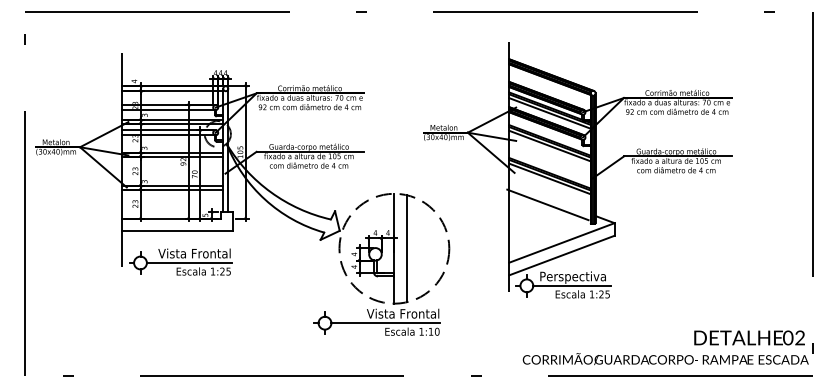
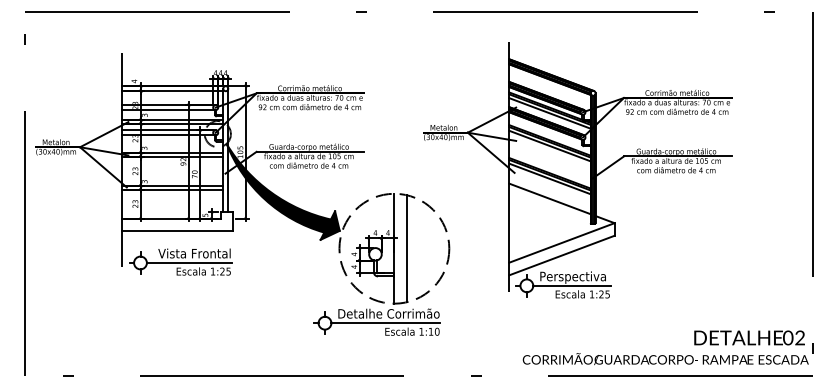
fill: none -> present (282, 191)
line position: (547, 204) -> (549, 198) (549, 198)
text: Vista Frontal -> Detalhe Corrimão (388, 313)
